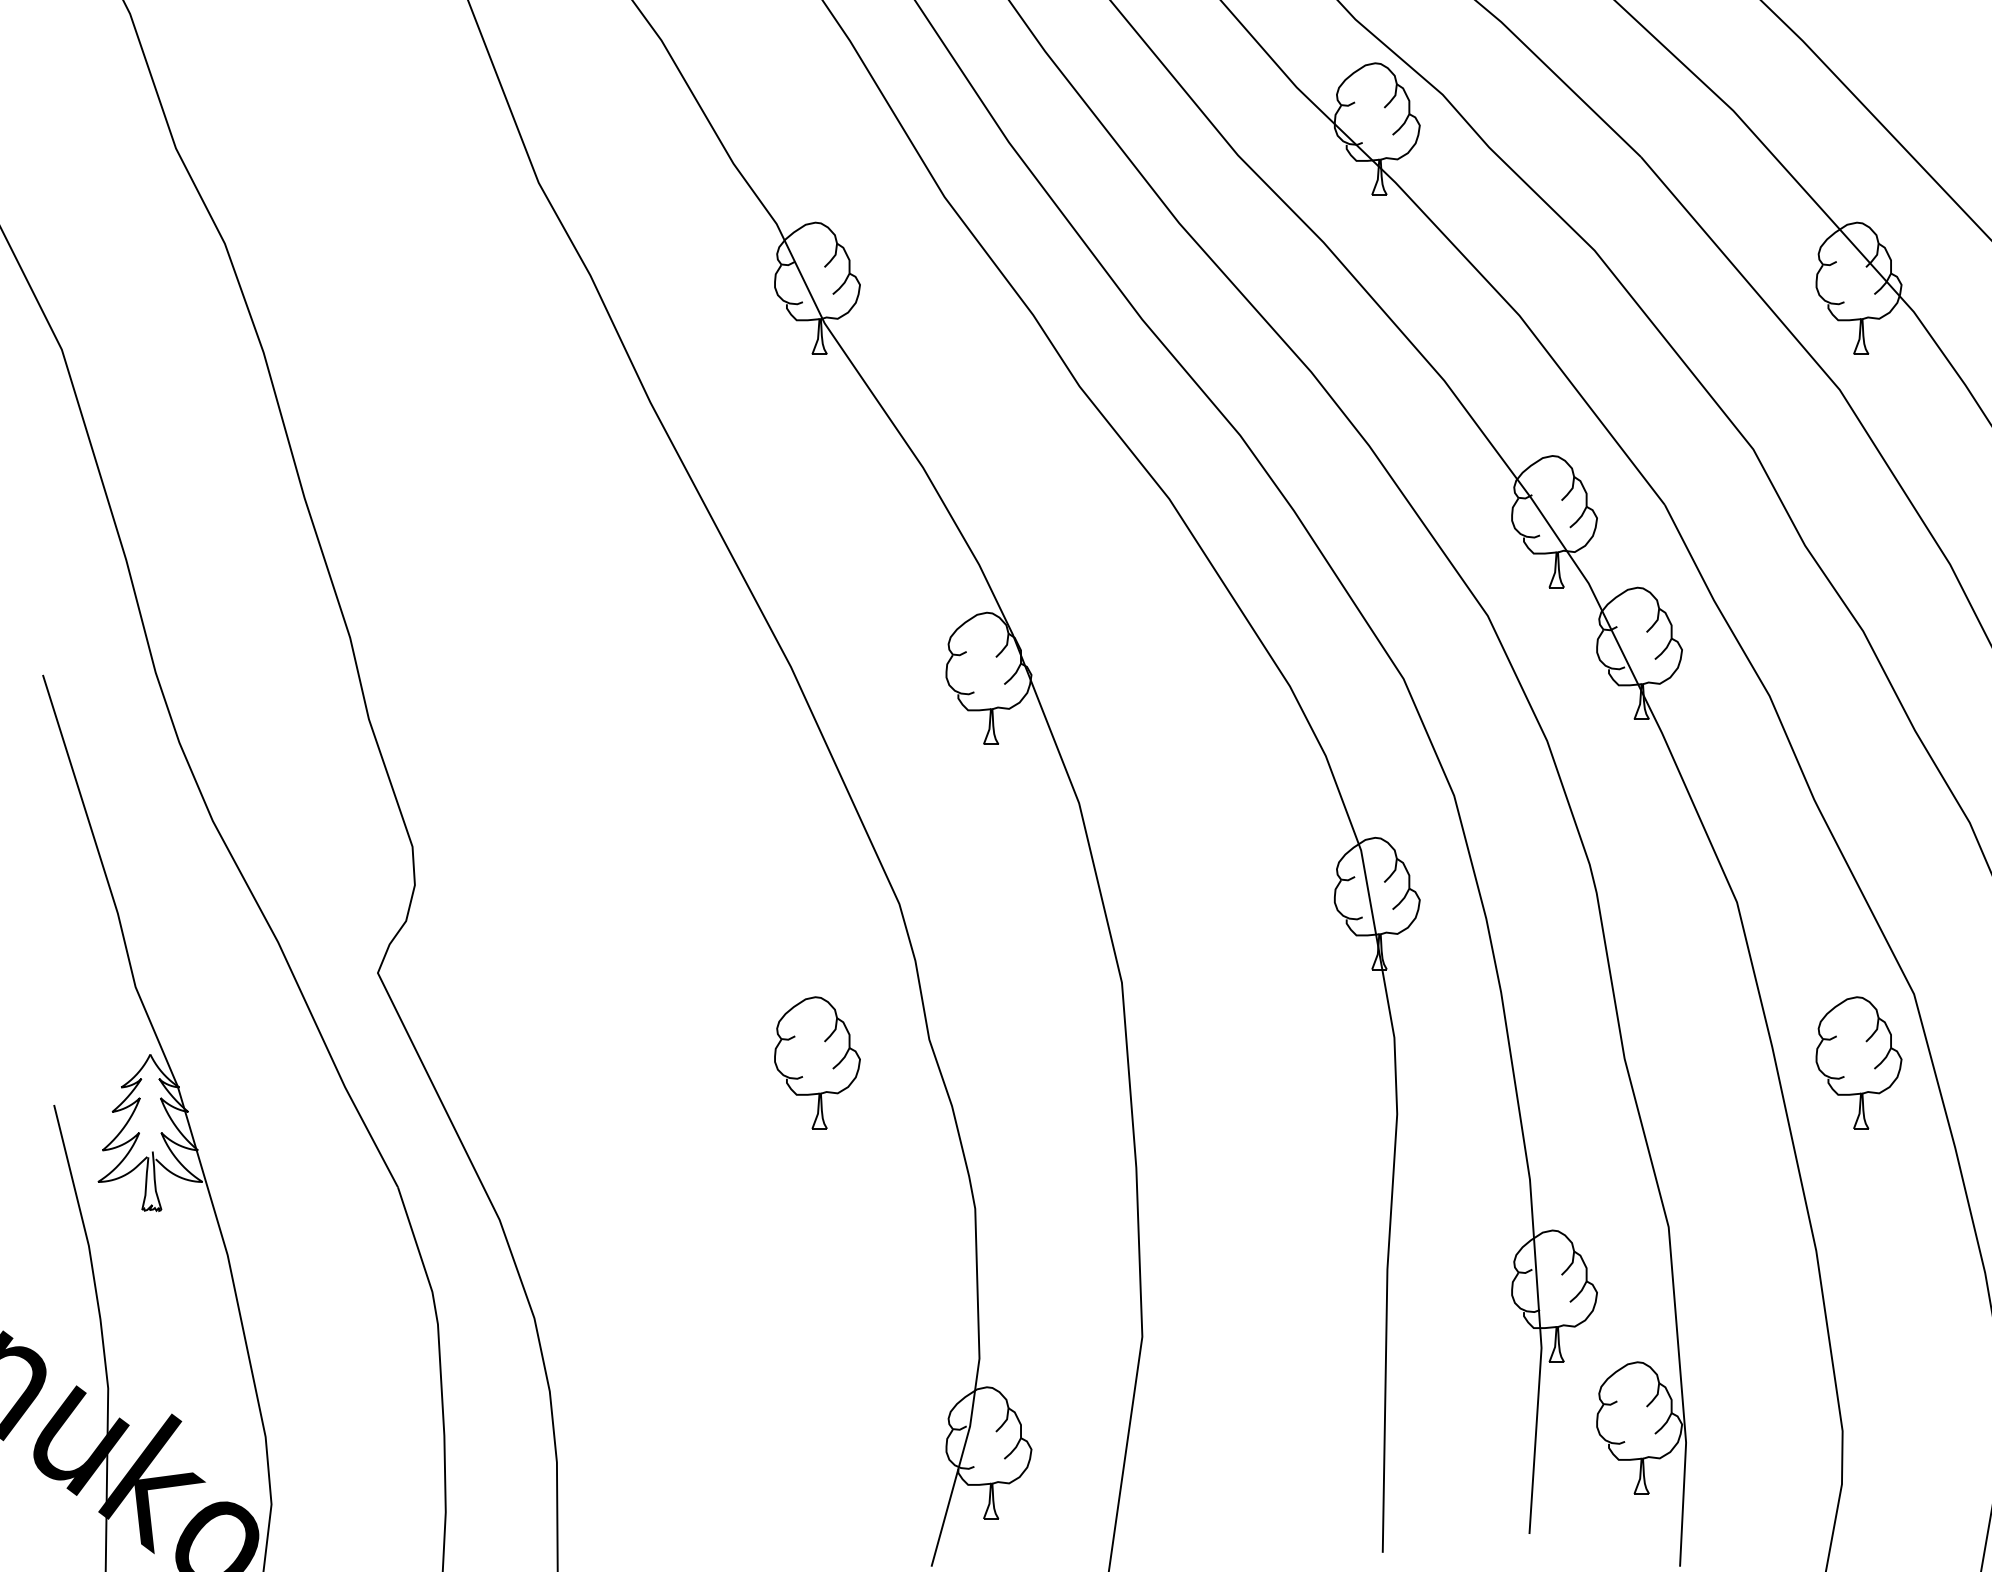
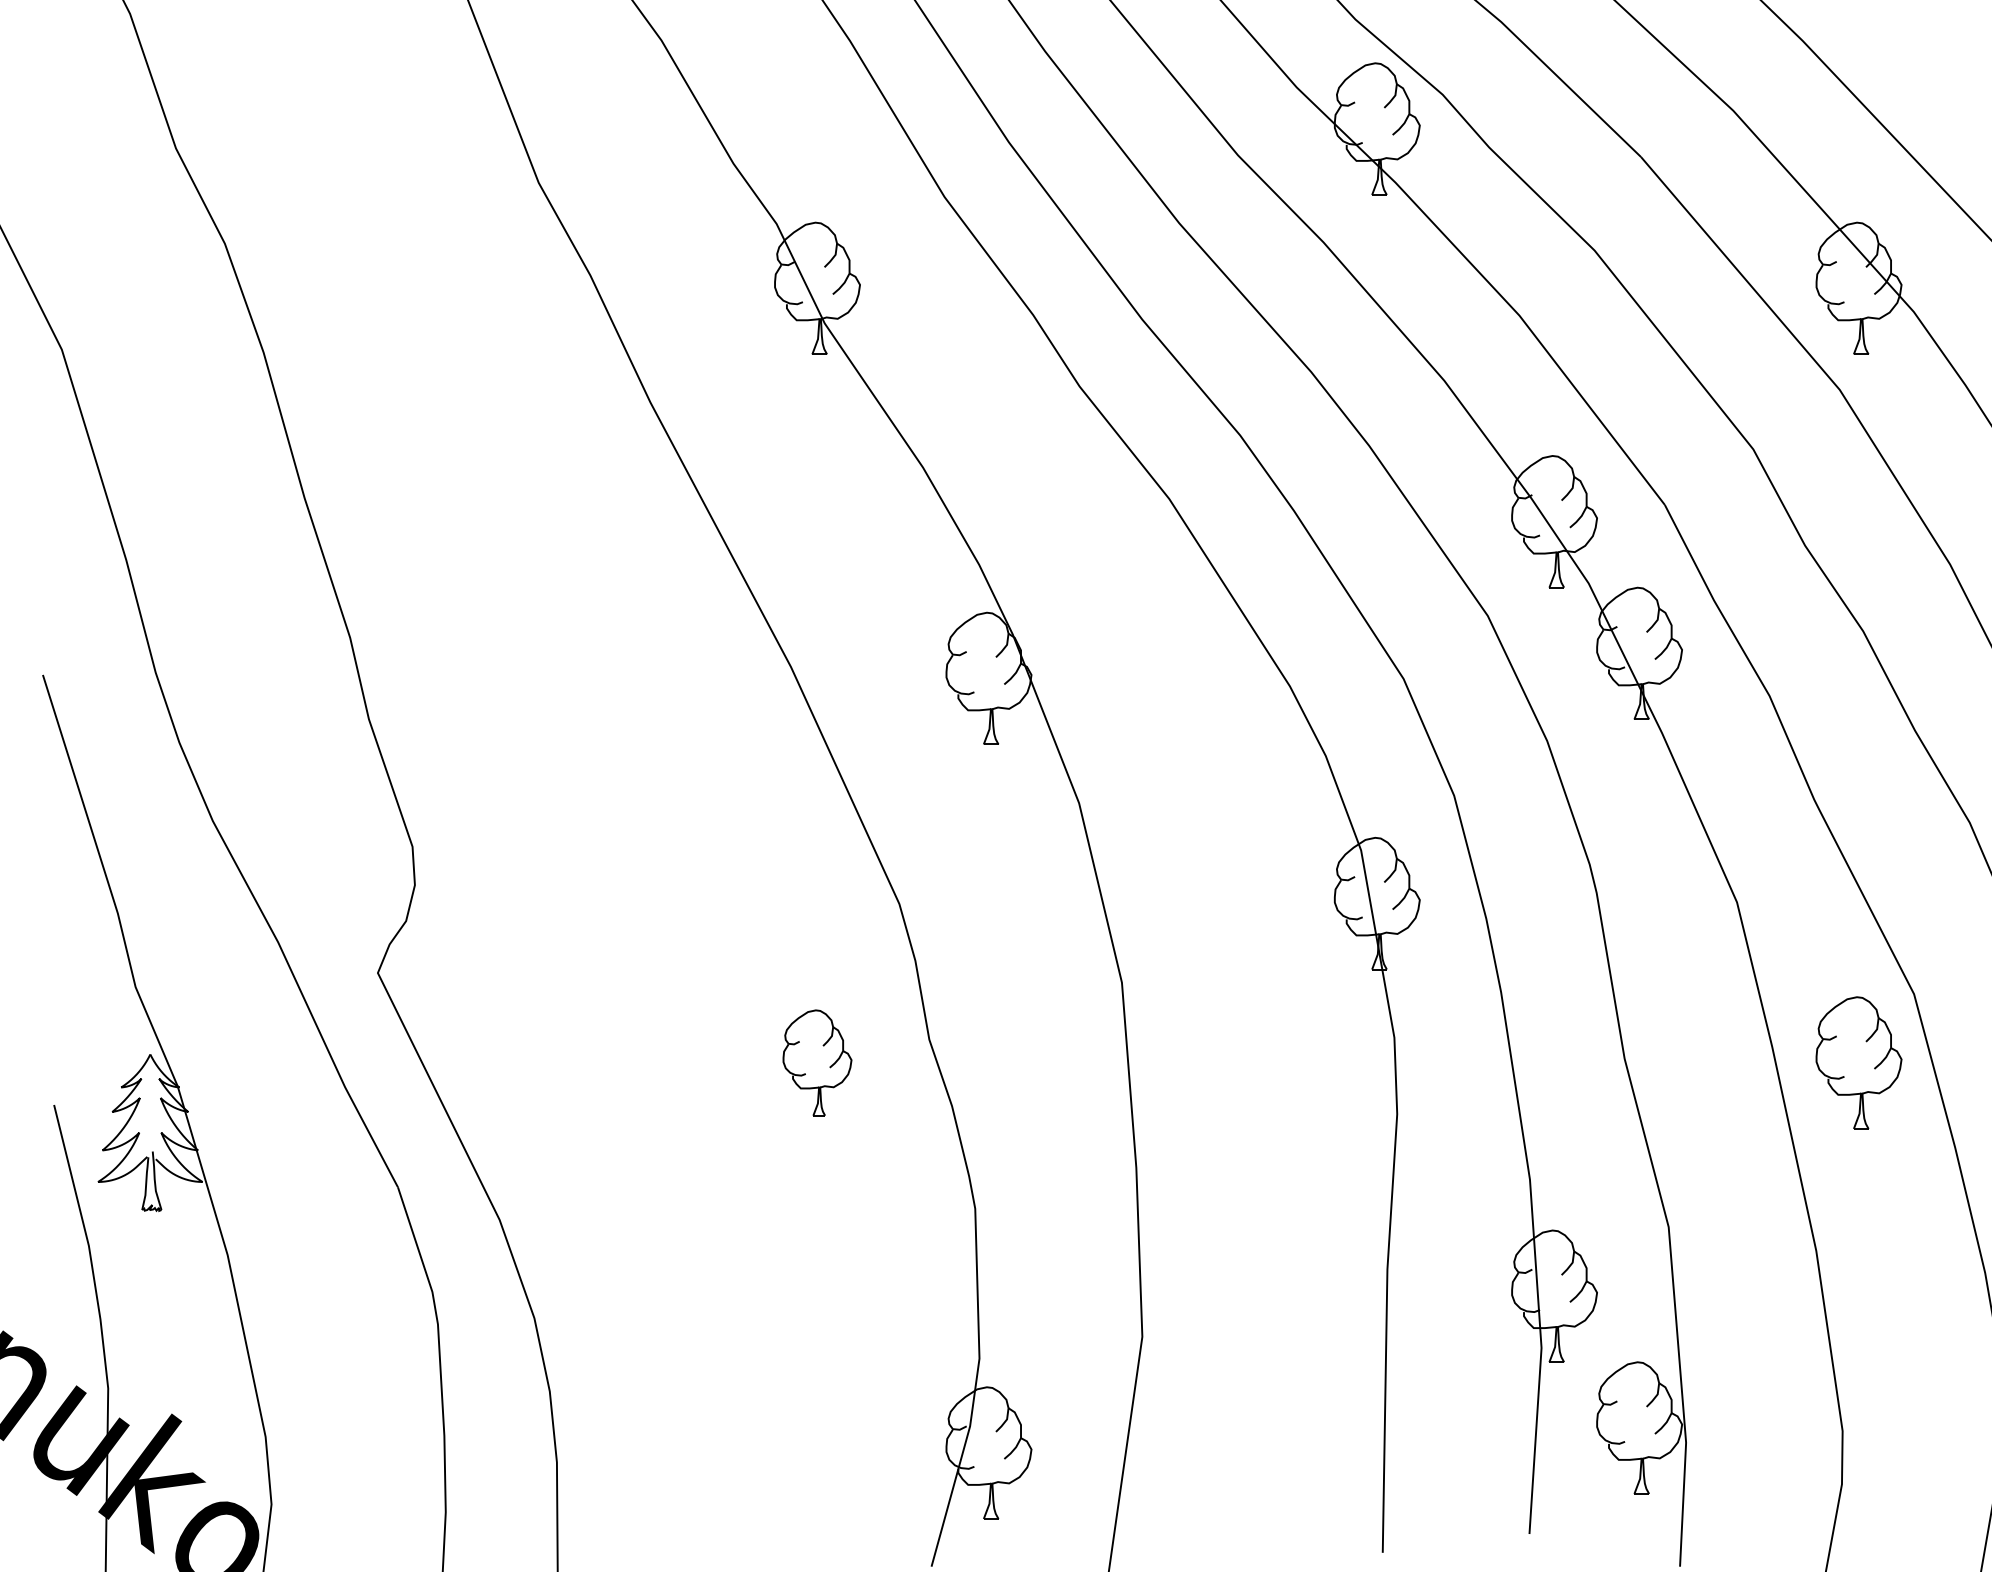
part size: 87x134 px -> 71x108 px (817, 1062)
